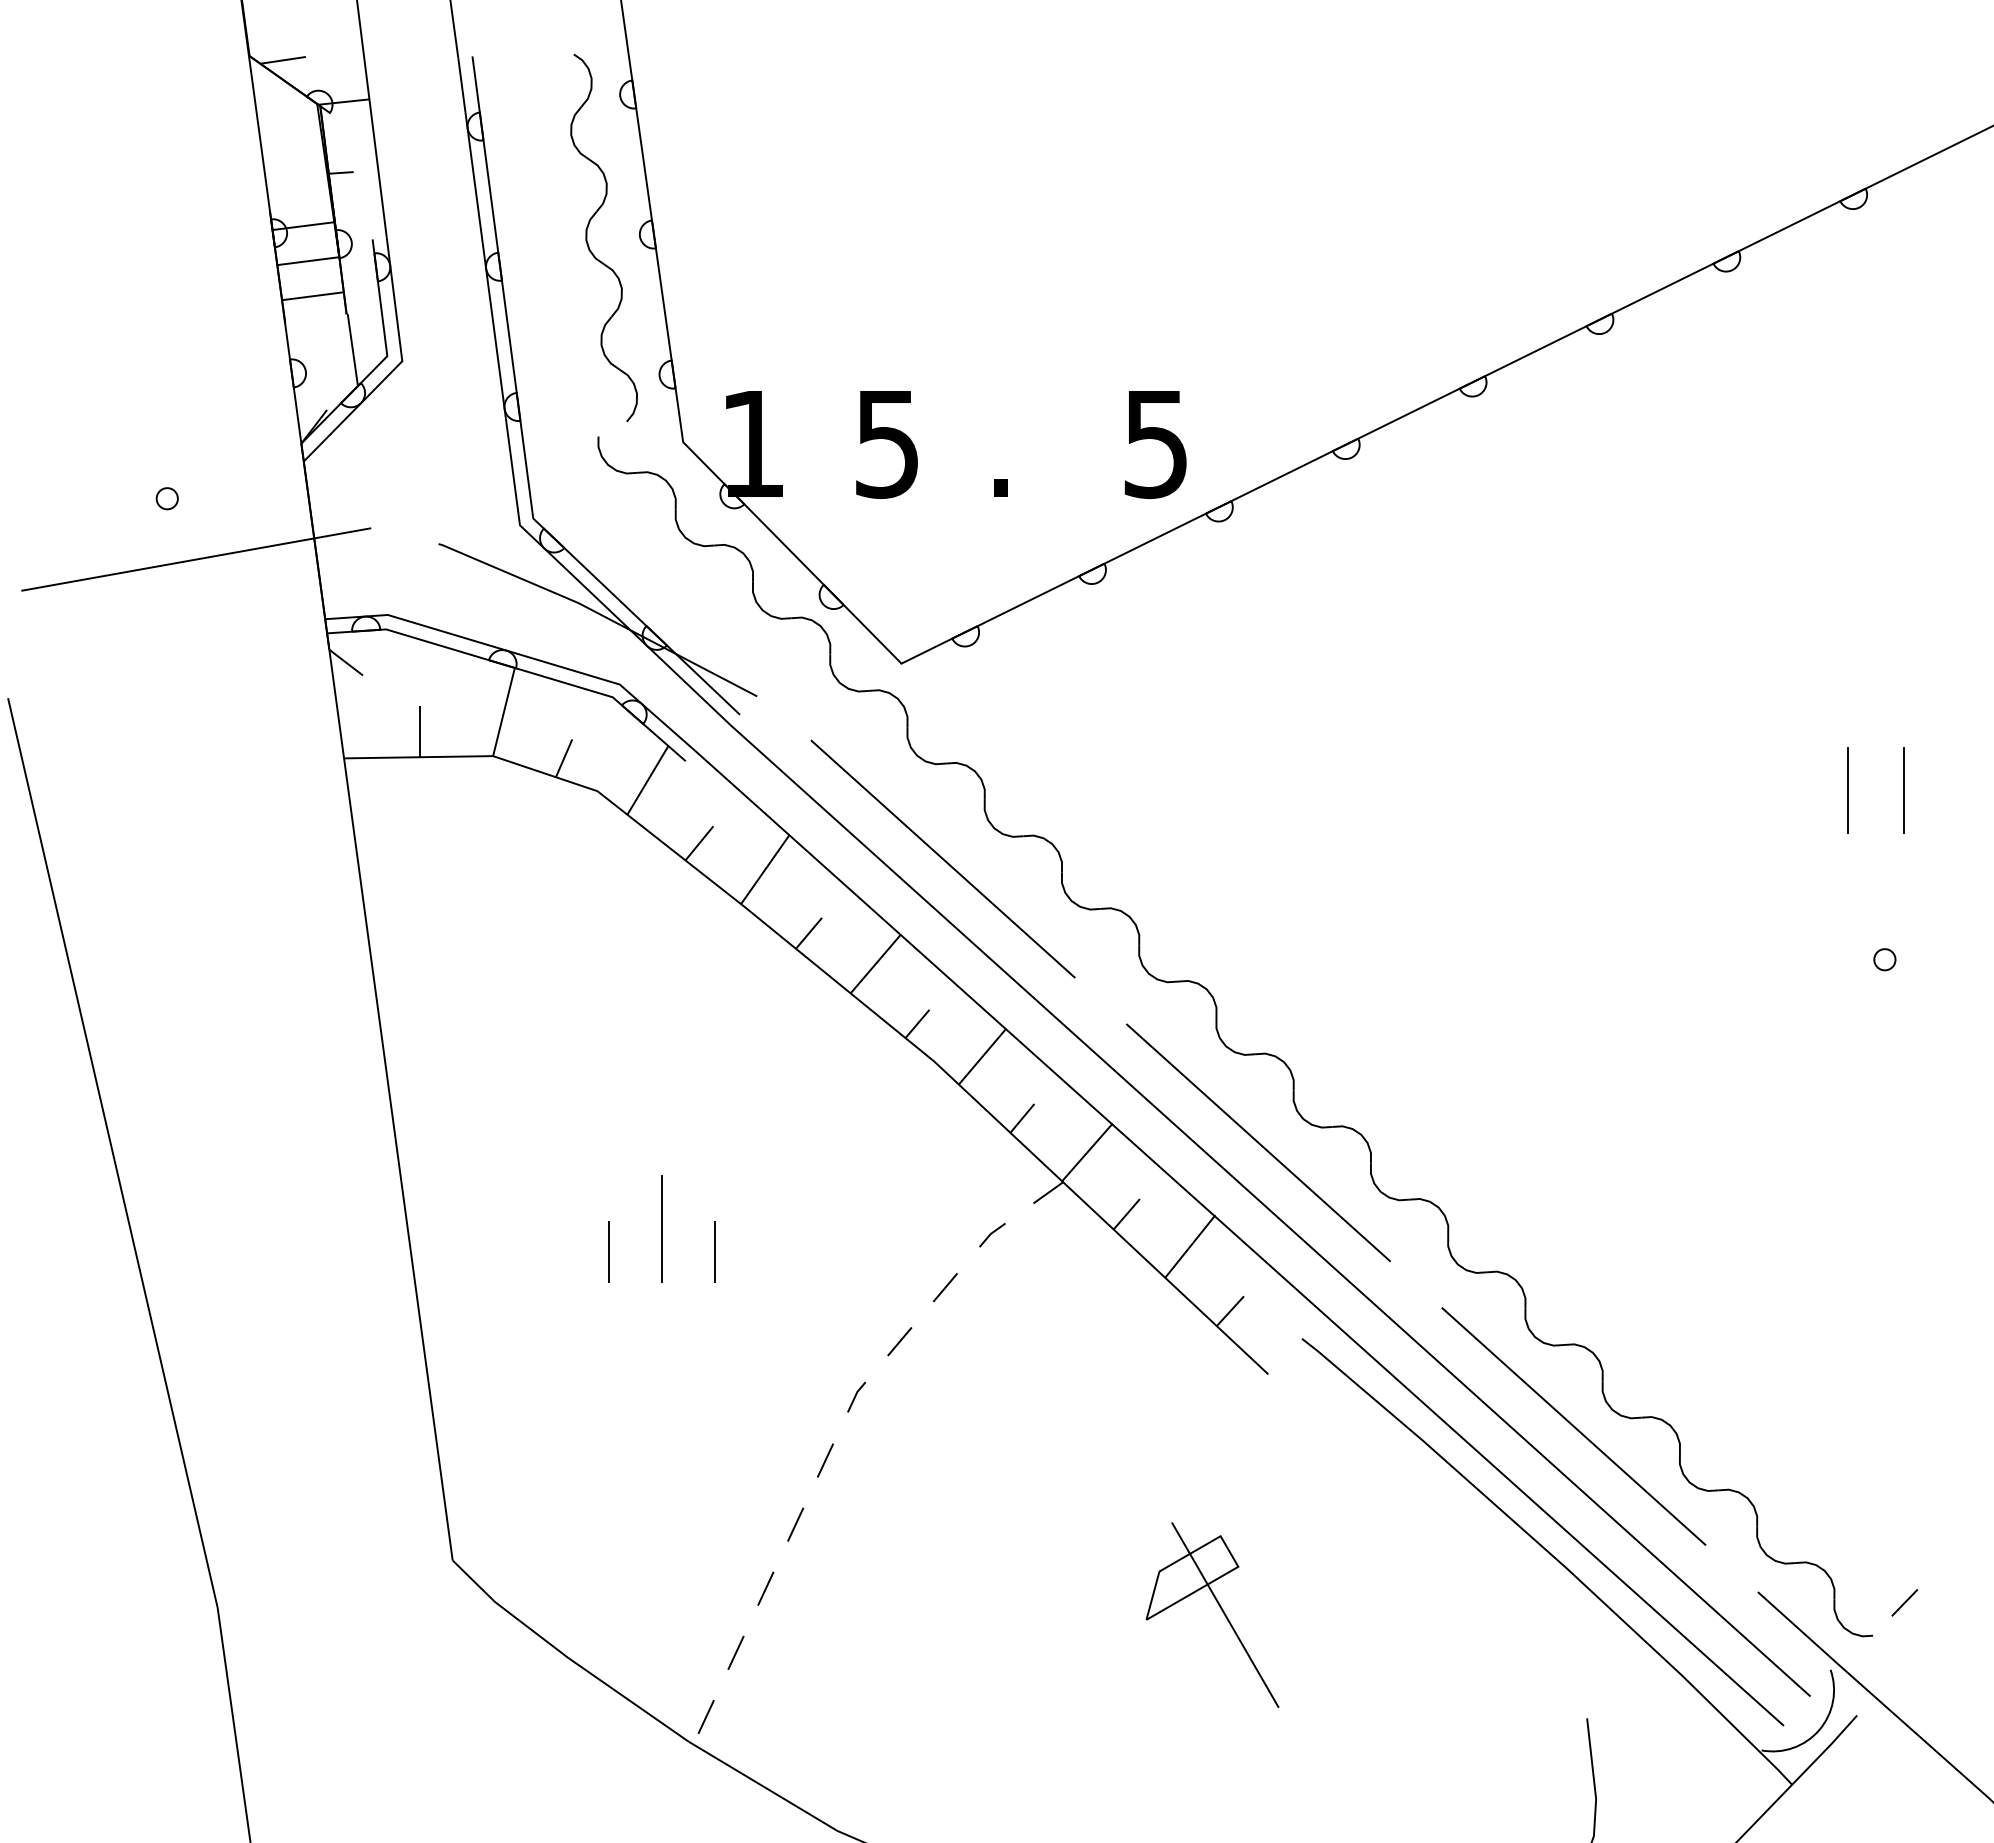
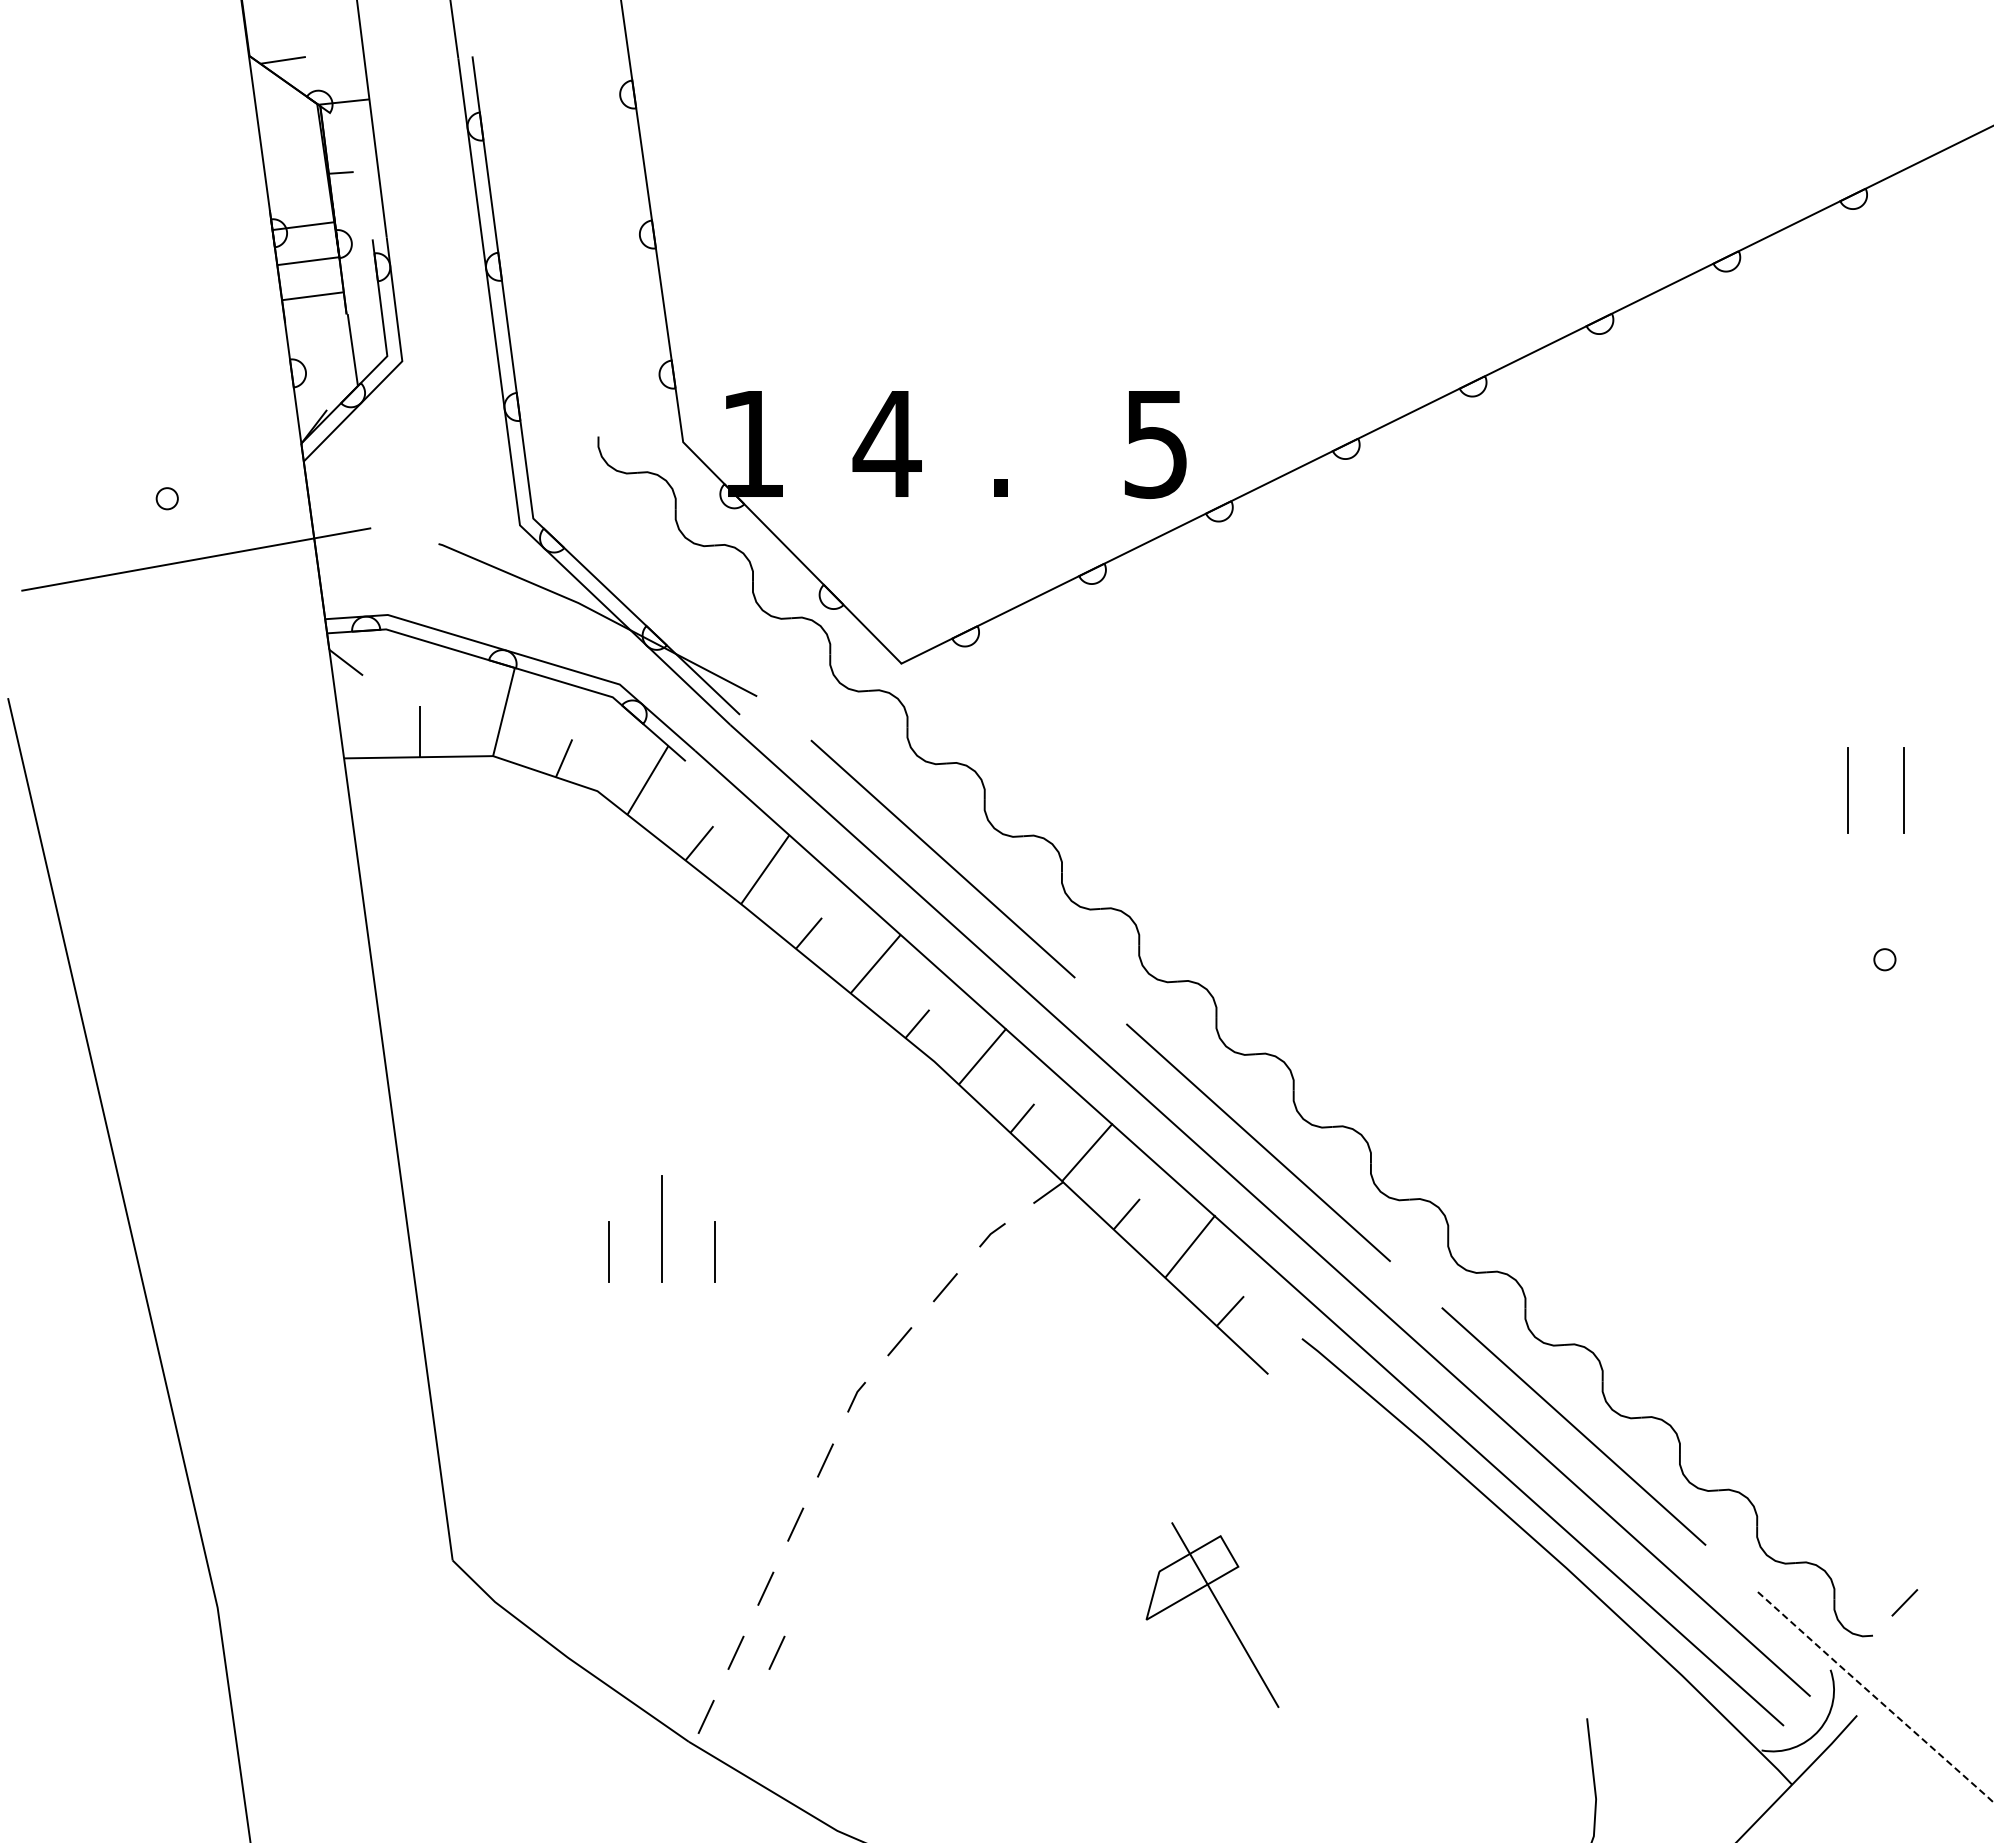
part: present -> none (587, 237)
text: 5 -> 4 (886, 445)
line: none -> present (776, 1652)
line: solid -> dashed (1876, 1697)
